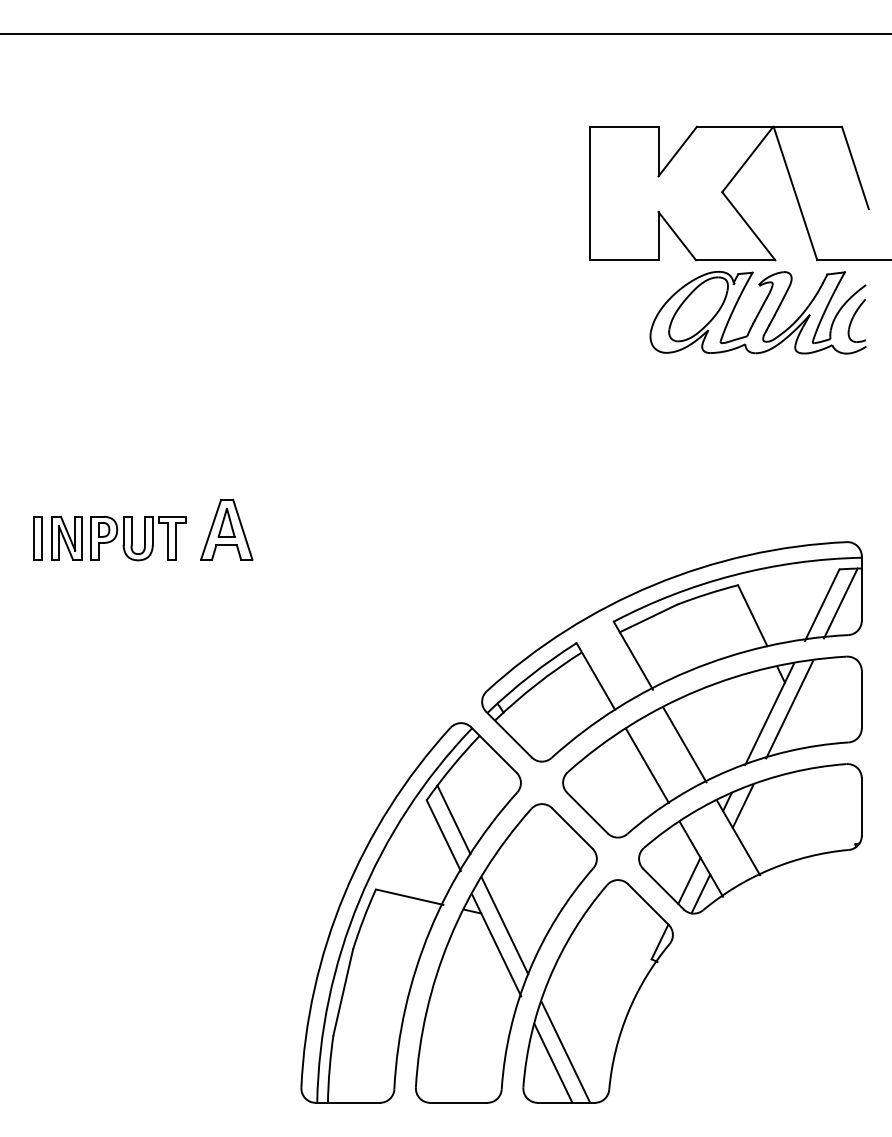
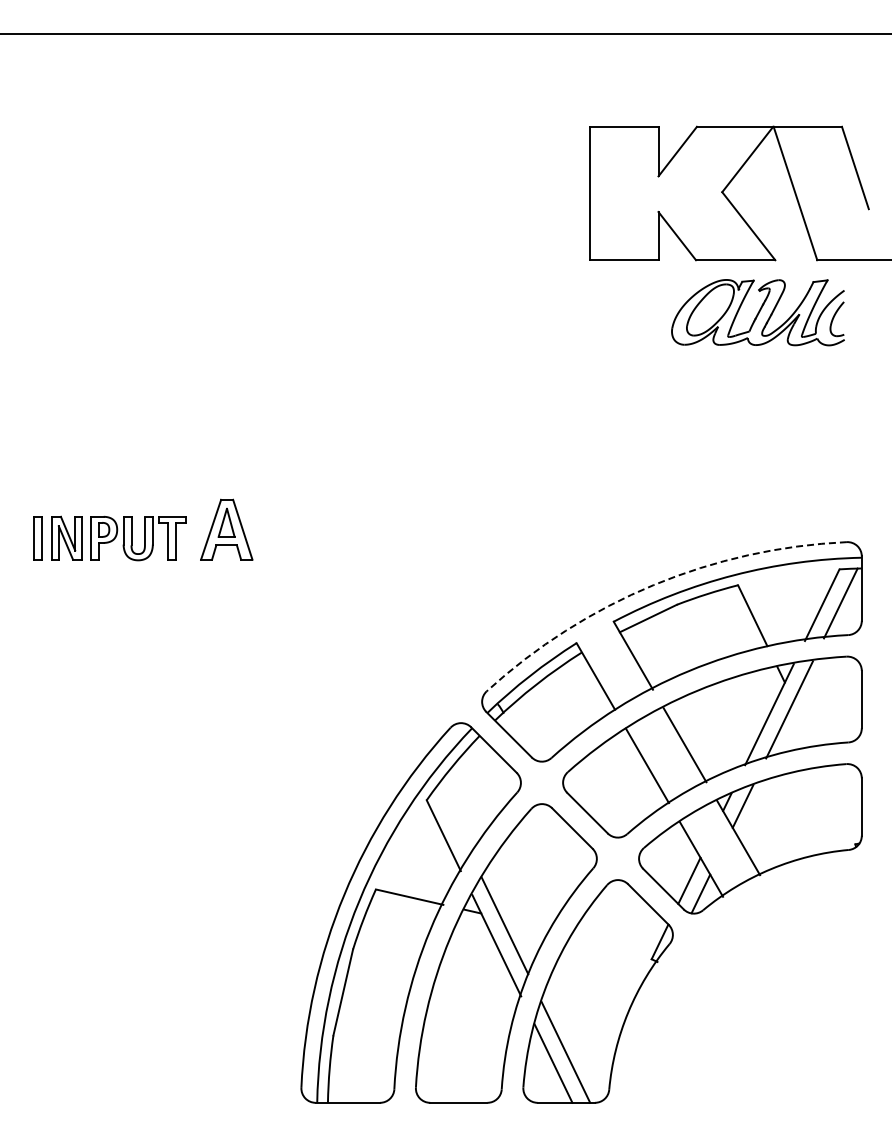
part size: 218x85 px -> 174x68 px (757, 312)
arc: solid -> dashed (653, 585)
line: present -> none (453, 819)
